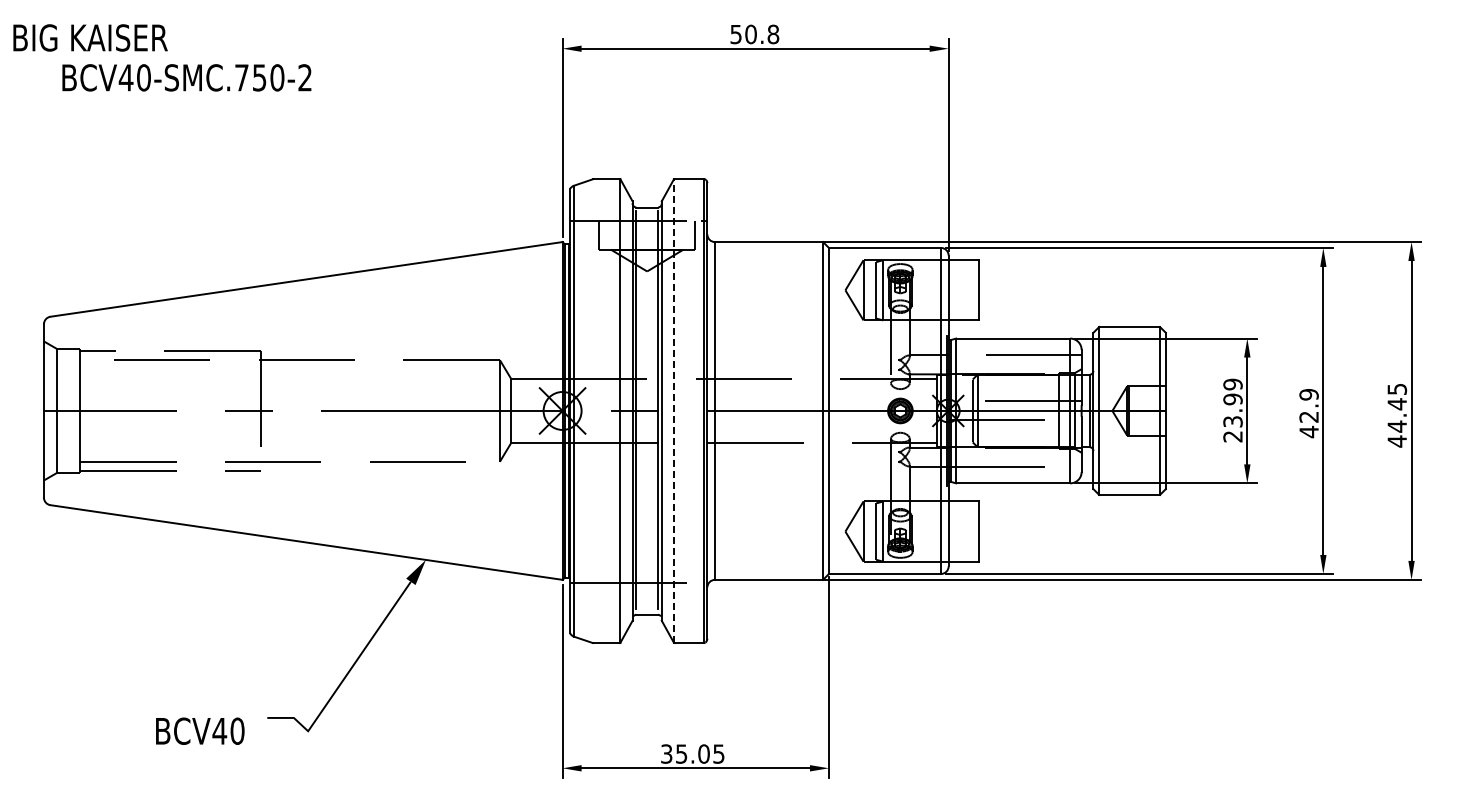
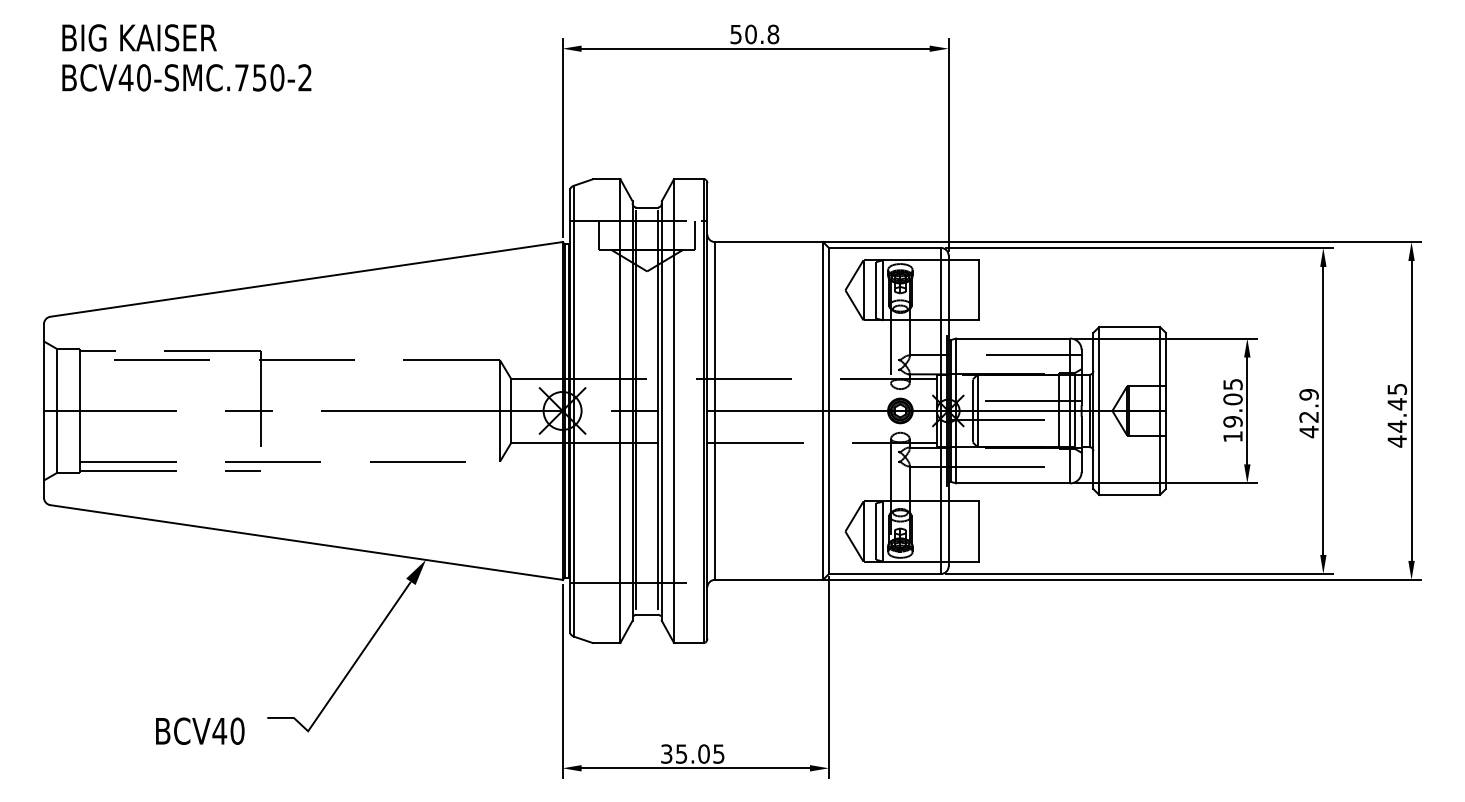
text position: (90, 37) -> (139, 37) (139, 37)
text: 23.99 -> 19.05 (1232, 410)
line: dashed -> solid (673, 411)
